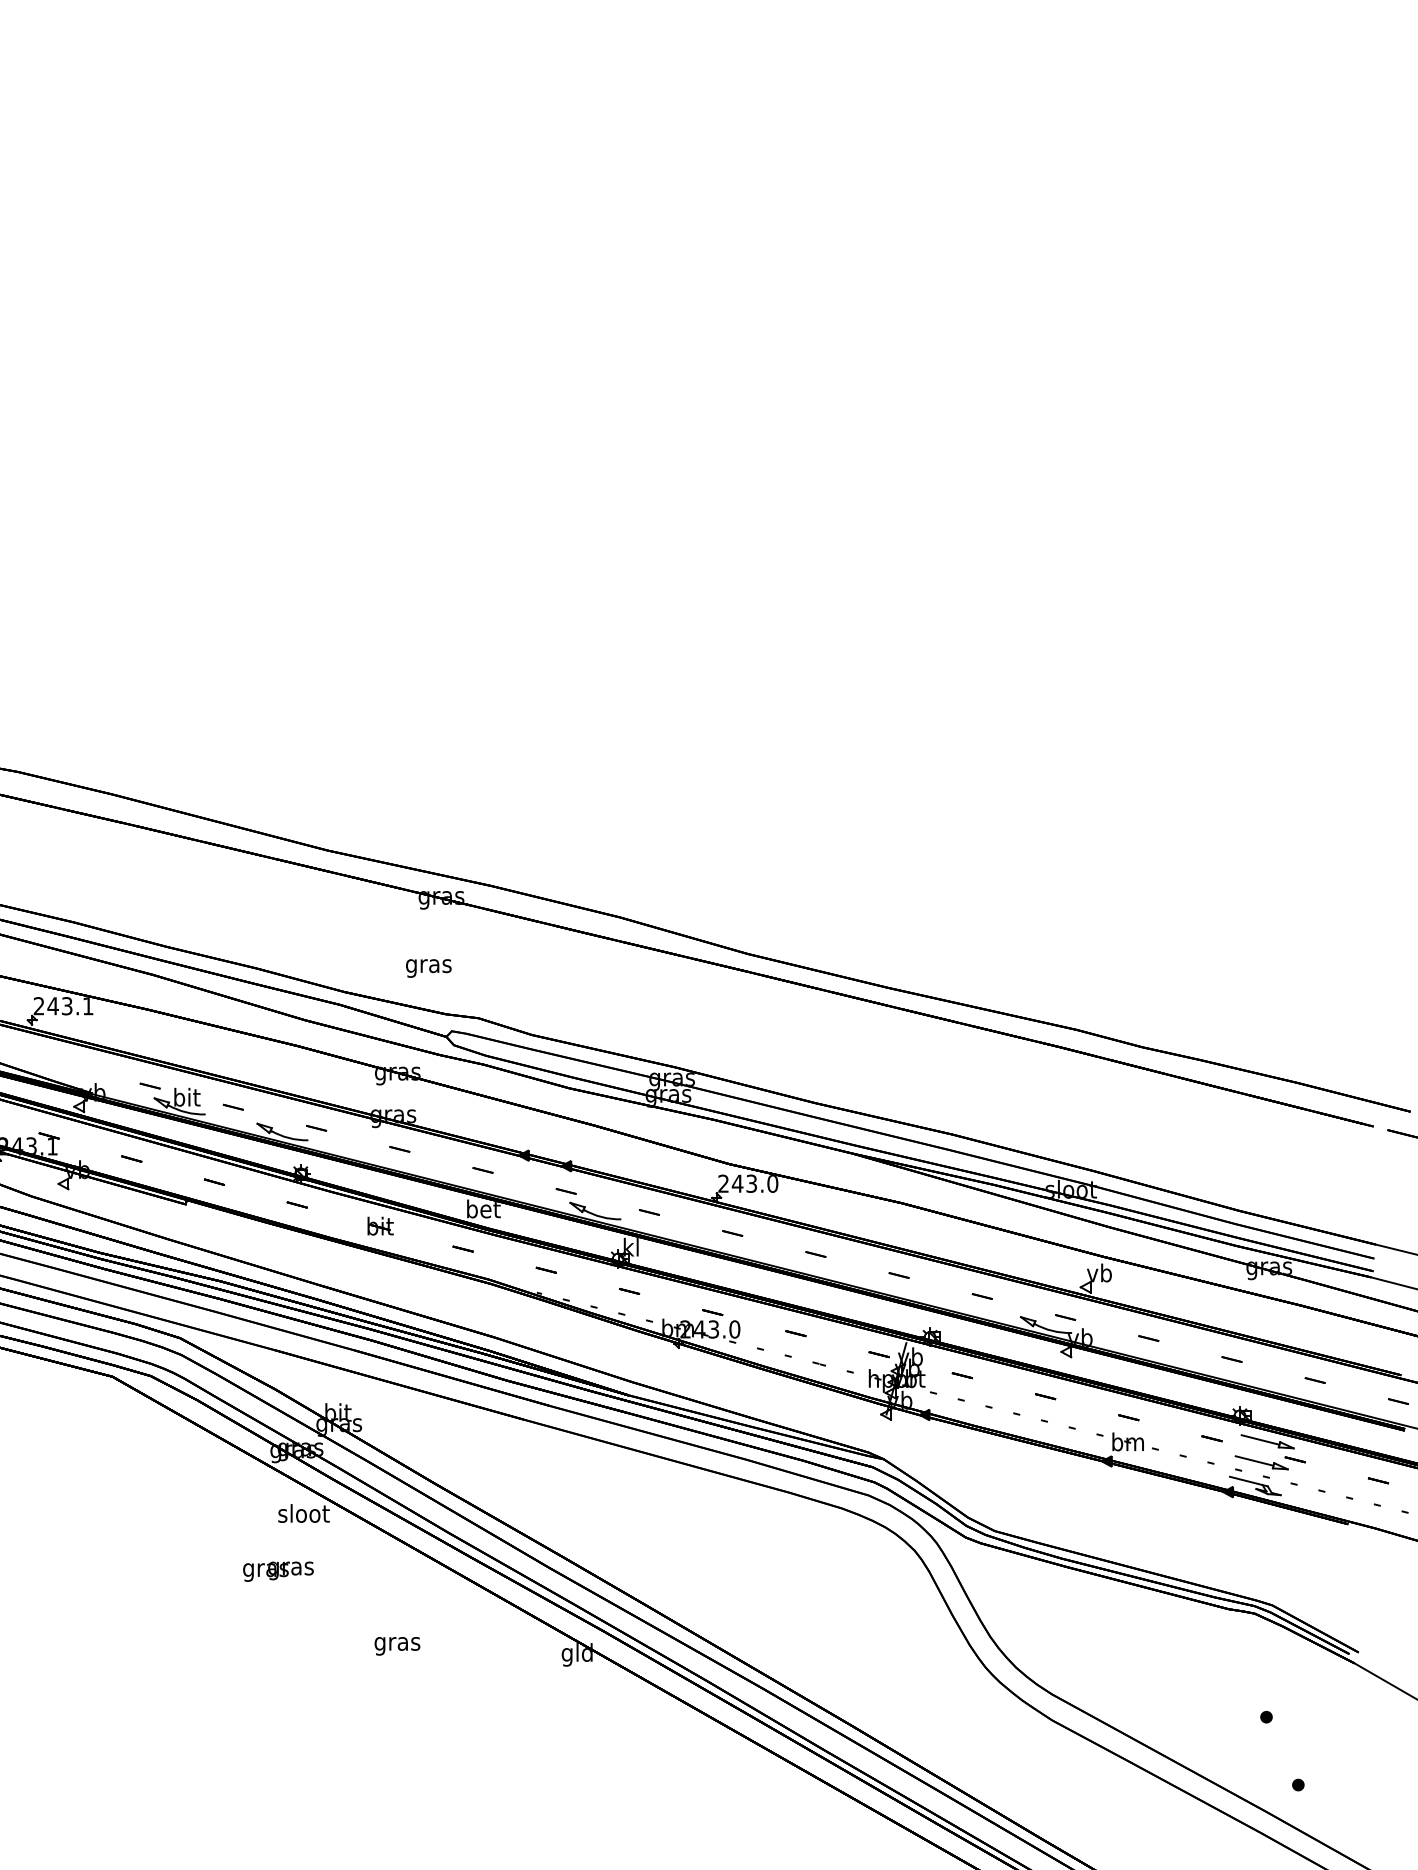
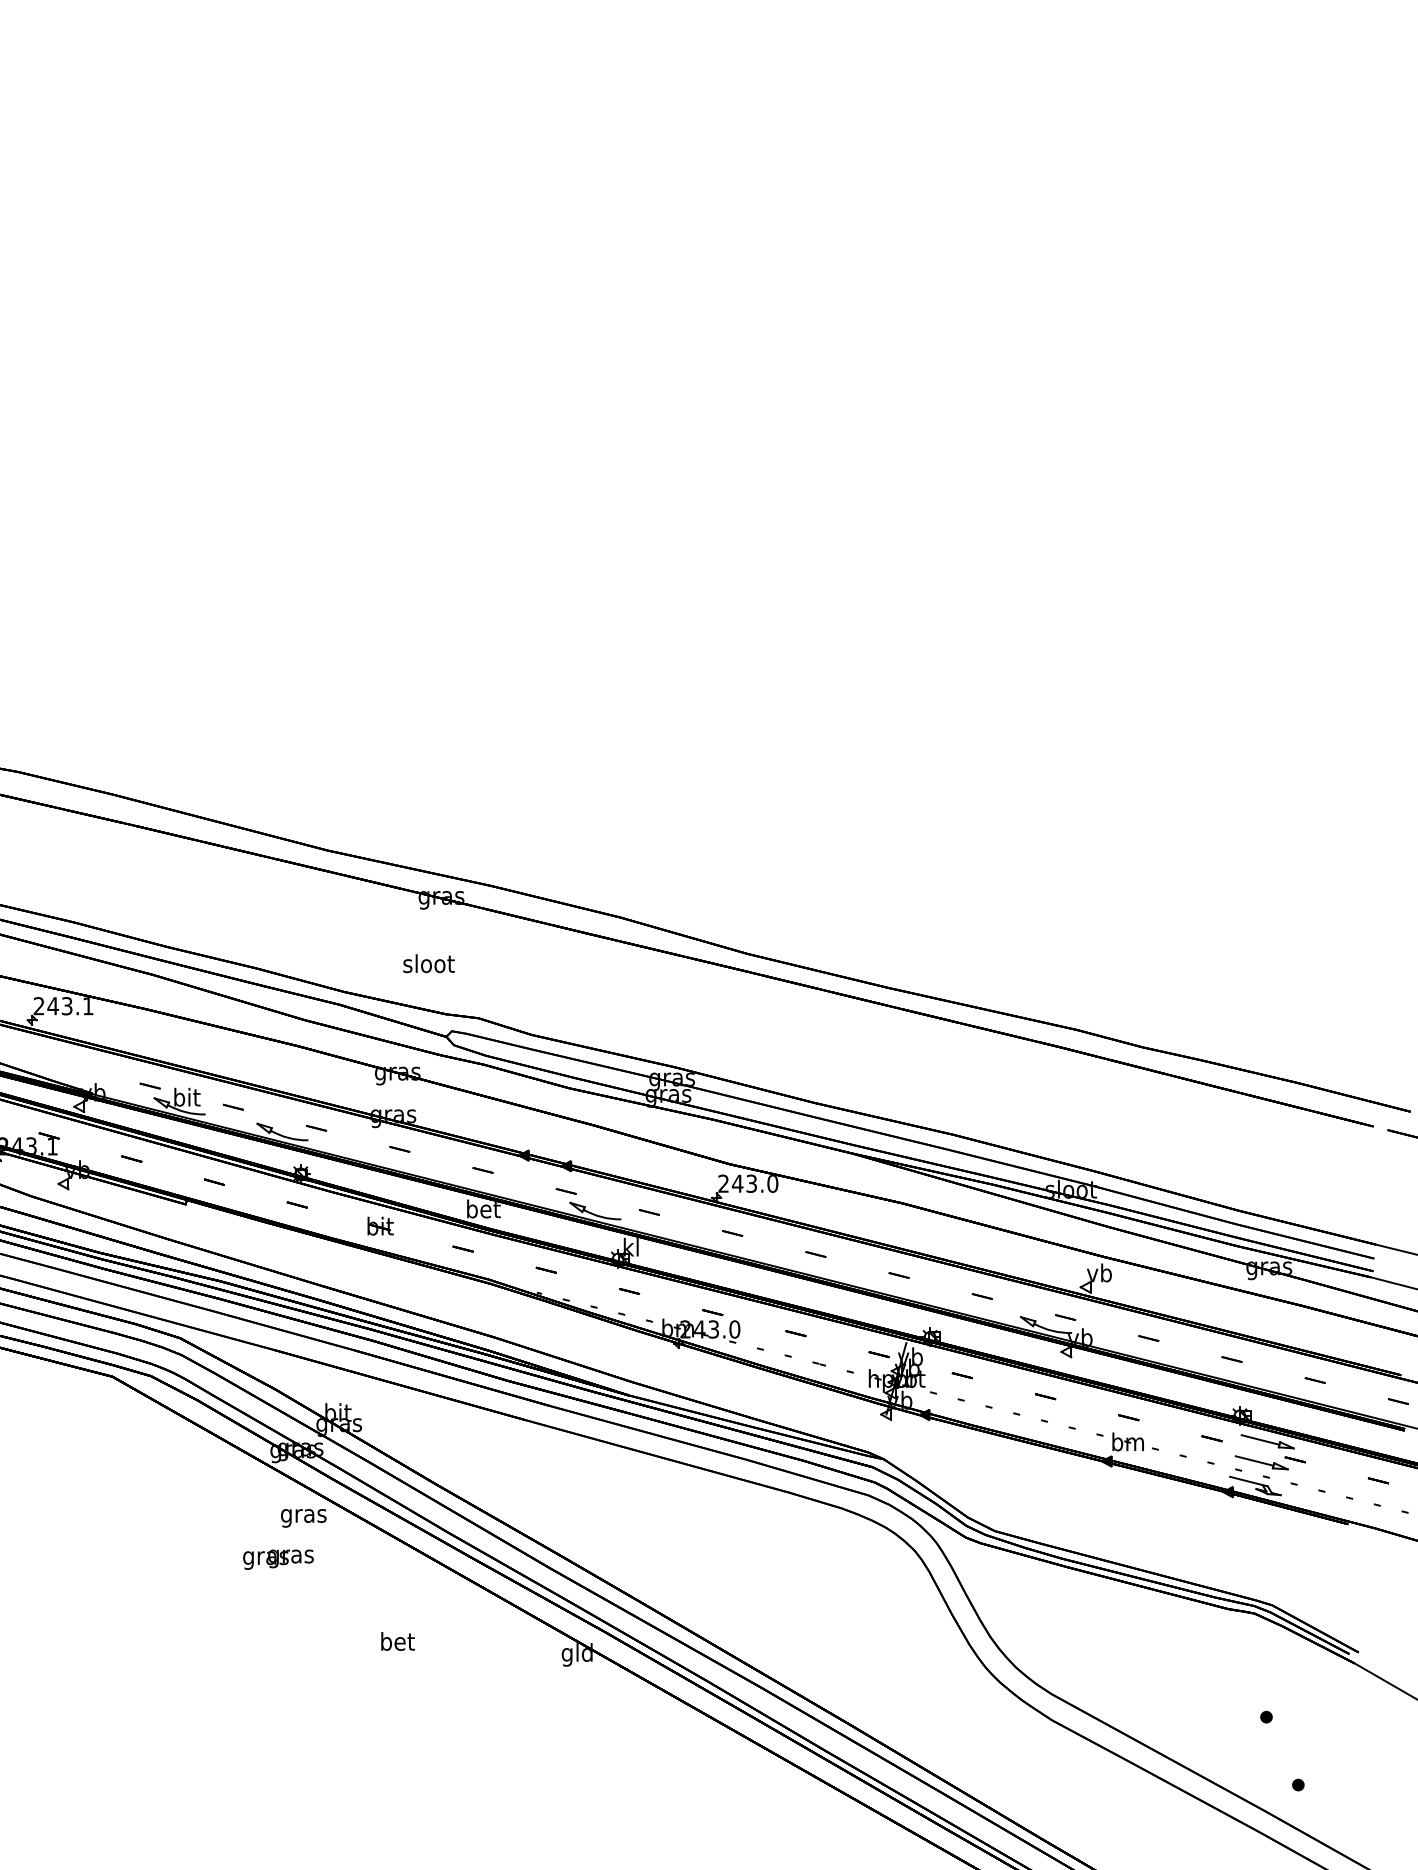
text: gras -> sloot (428, 965)
text: sloot -> gras (303, 1515)
text position: (278, 1571) -> (278, 1559) (278, 1559)
text: gras -> bet (397, 1643)
